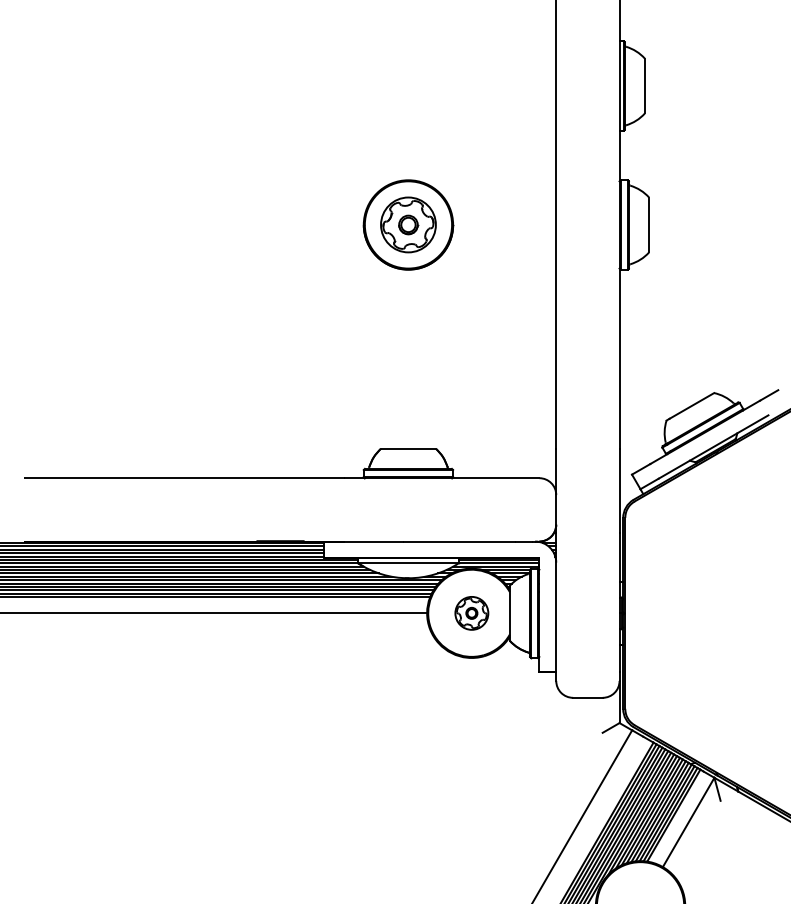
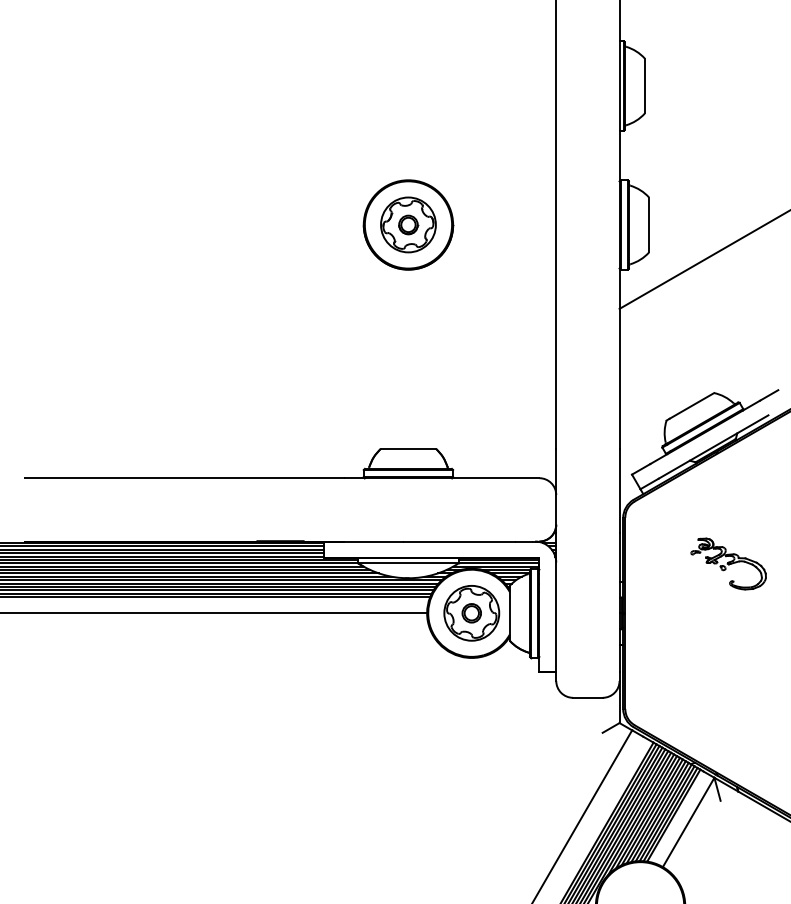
line: none -> present (703, 259)
part: none -> present (728, 563)
part size: 36x35 px -> 58x57 px (471, 613)
